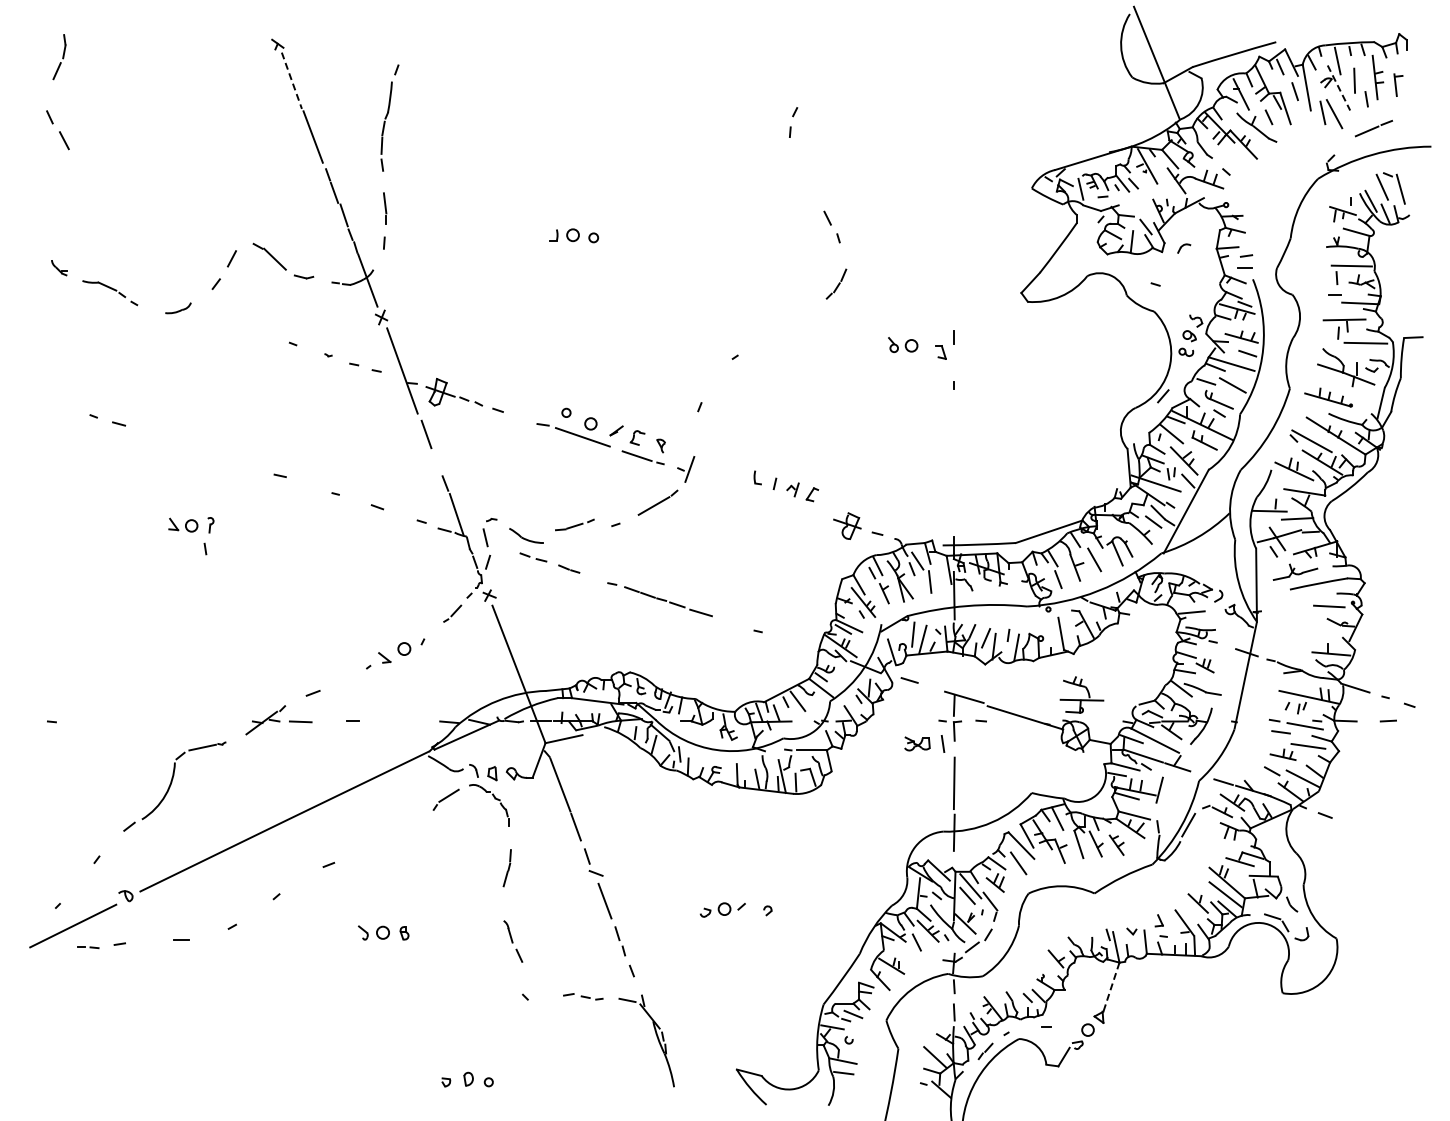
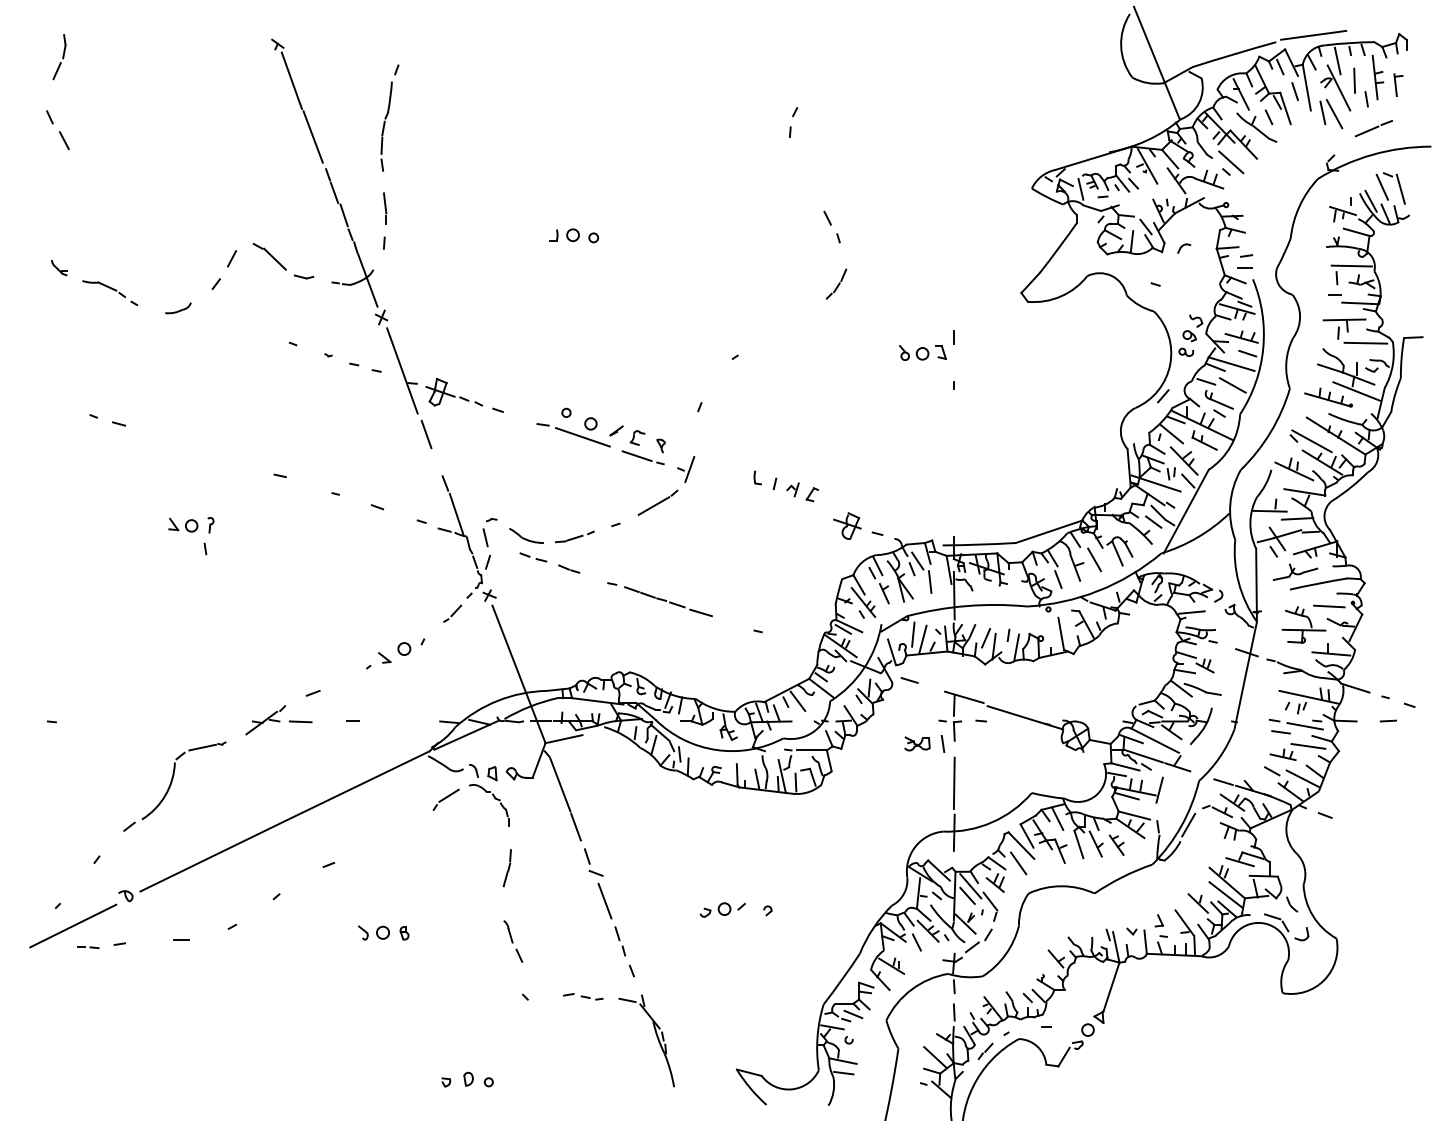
line: none -> present (1313, 34)
line: dashed -> solid (291, 80)
line: dashed -> solid (1339, 88)
line: none -> present (1231, 162)
part position: (903, 344) -> (914, 352) (914, 352)
line: none -> present (1356, 391)
part position: (574, 524) -> (574, 536) (574, 536)
part position: (1081, 694) -> (1303, 624) (1303, 624)
line: dashed -> solid (1111, 987)
